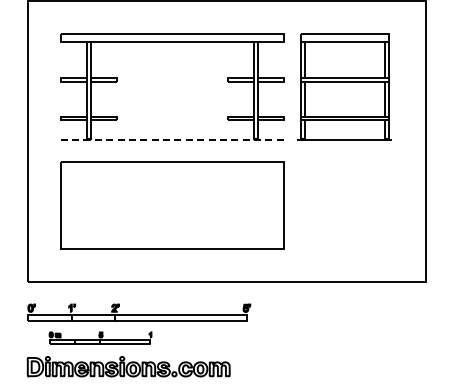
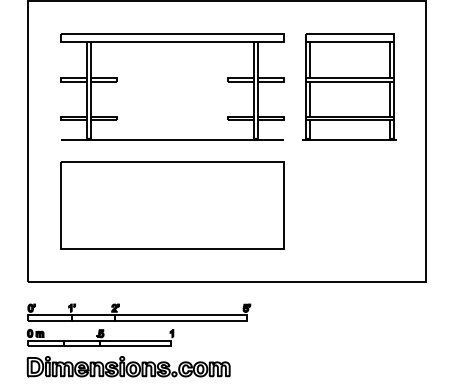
part position: (344, 86) -> (349, 86) (349, 86)
line: dashed -> solid (172, 140)
part size: 105x14 px -> 149x18 px (100, 337)
